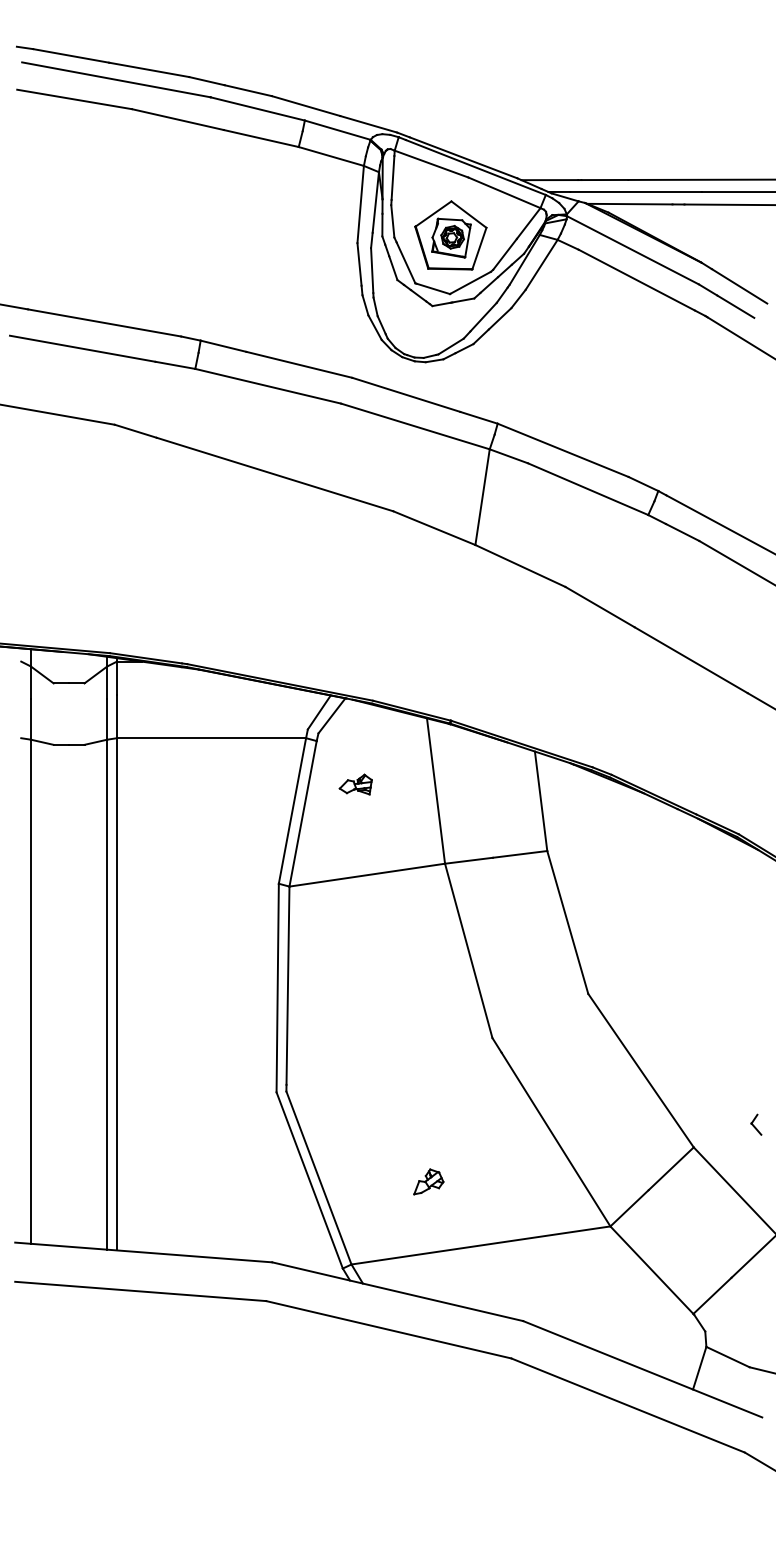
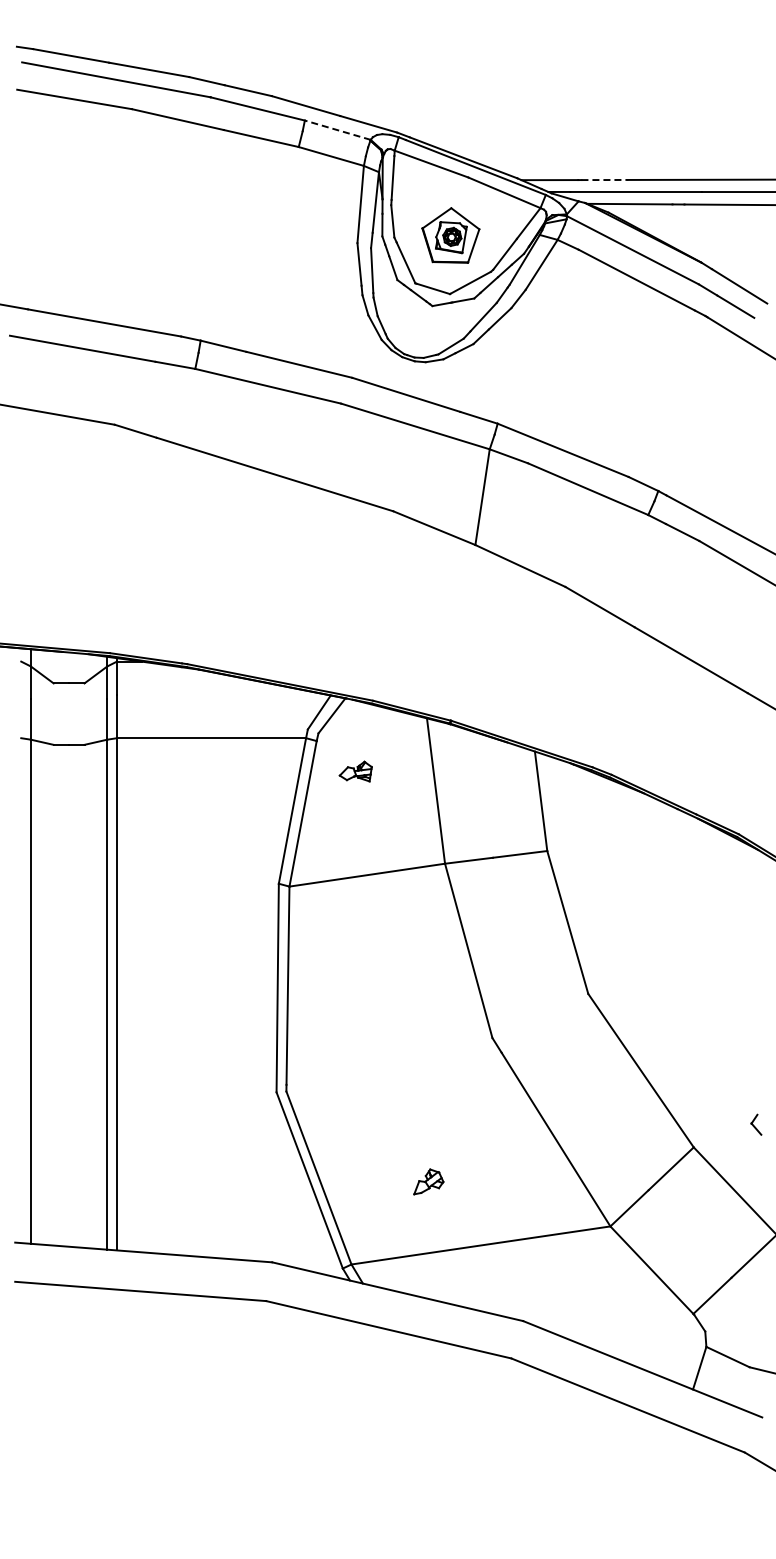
line: solid -> dashed (337, 130)
line: solid -> dashed (605, 180)
part size: 74x71 px -> 60x57 px (450, 235)
part position: (355, 784) -> (355, 771) (355, 771)
